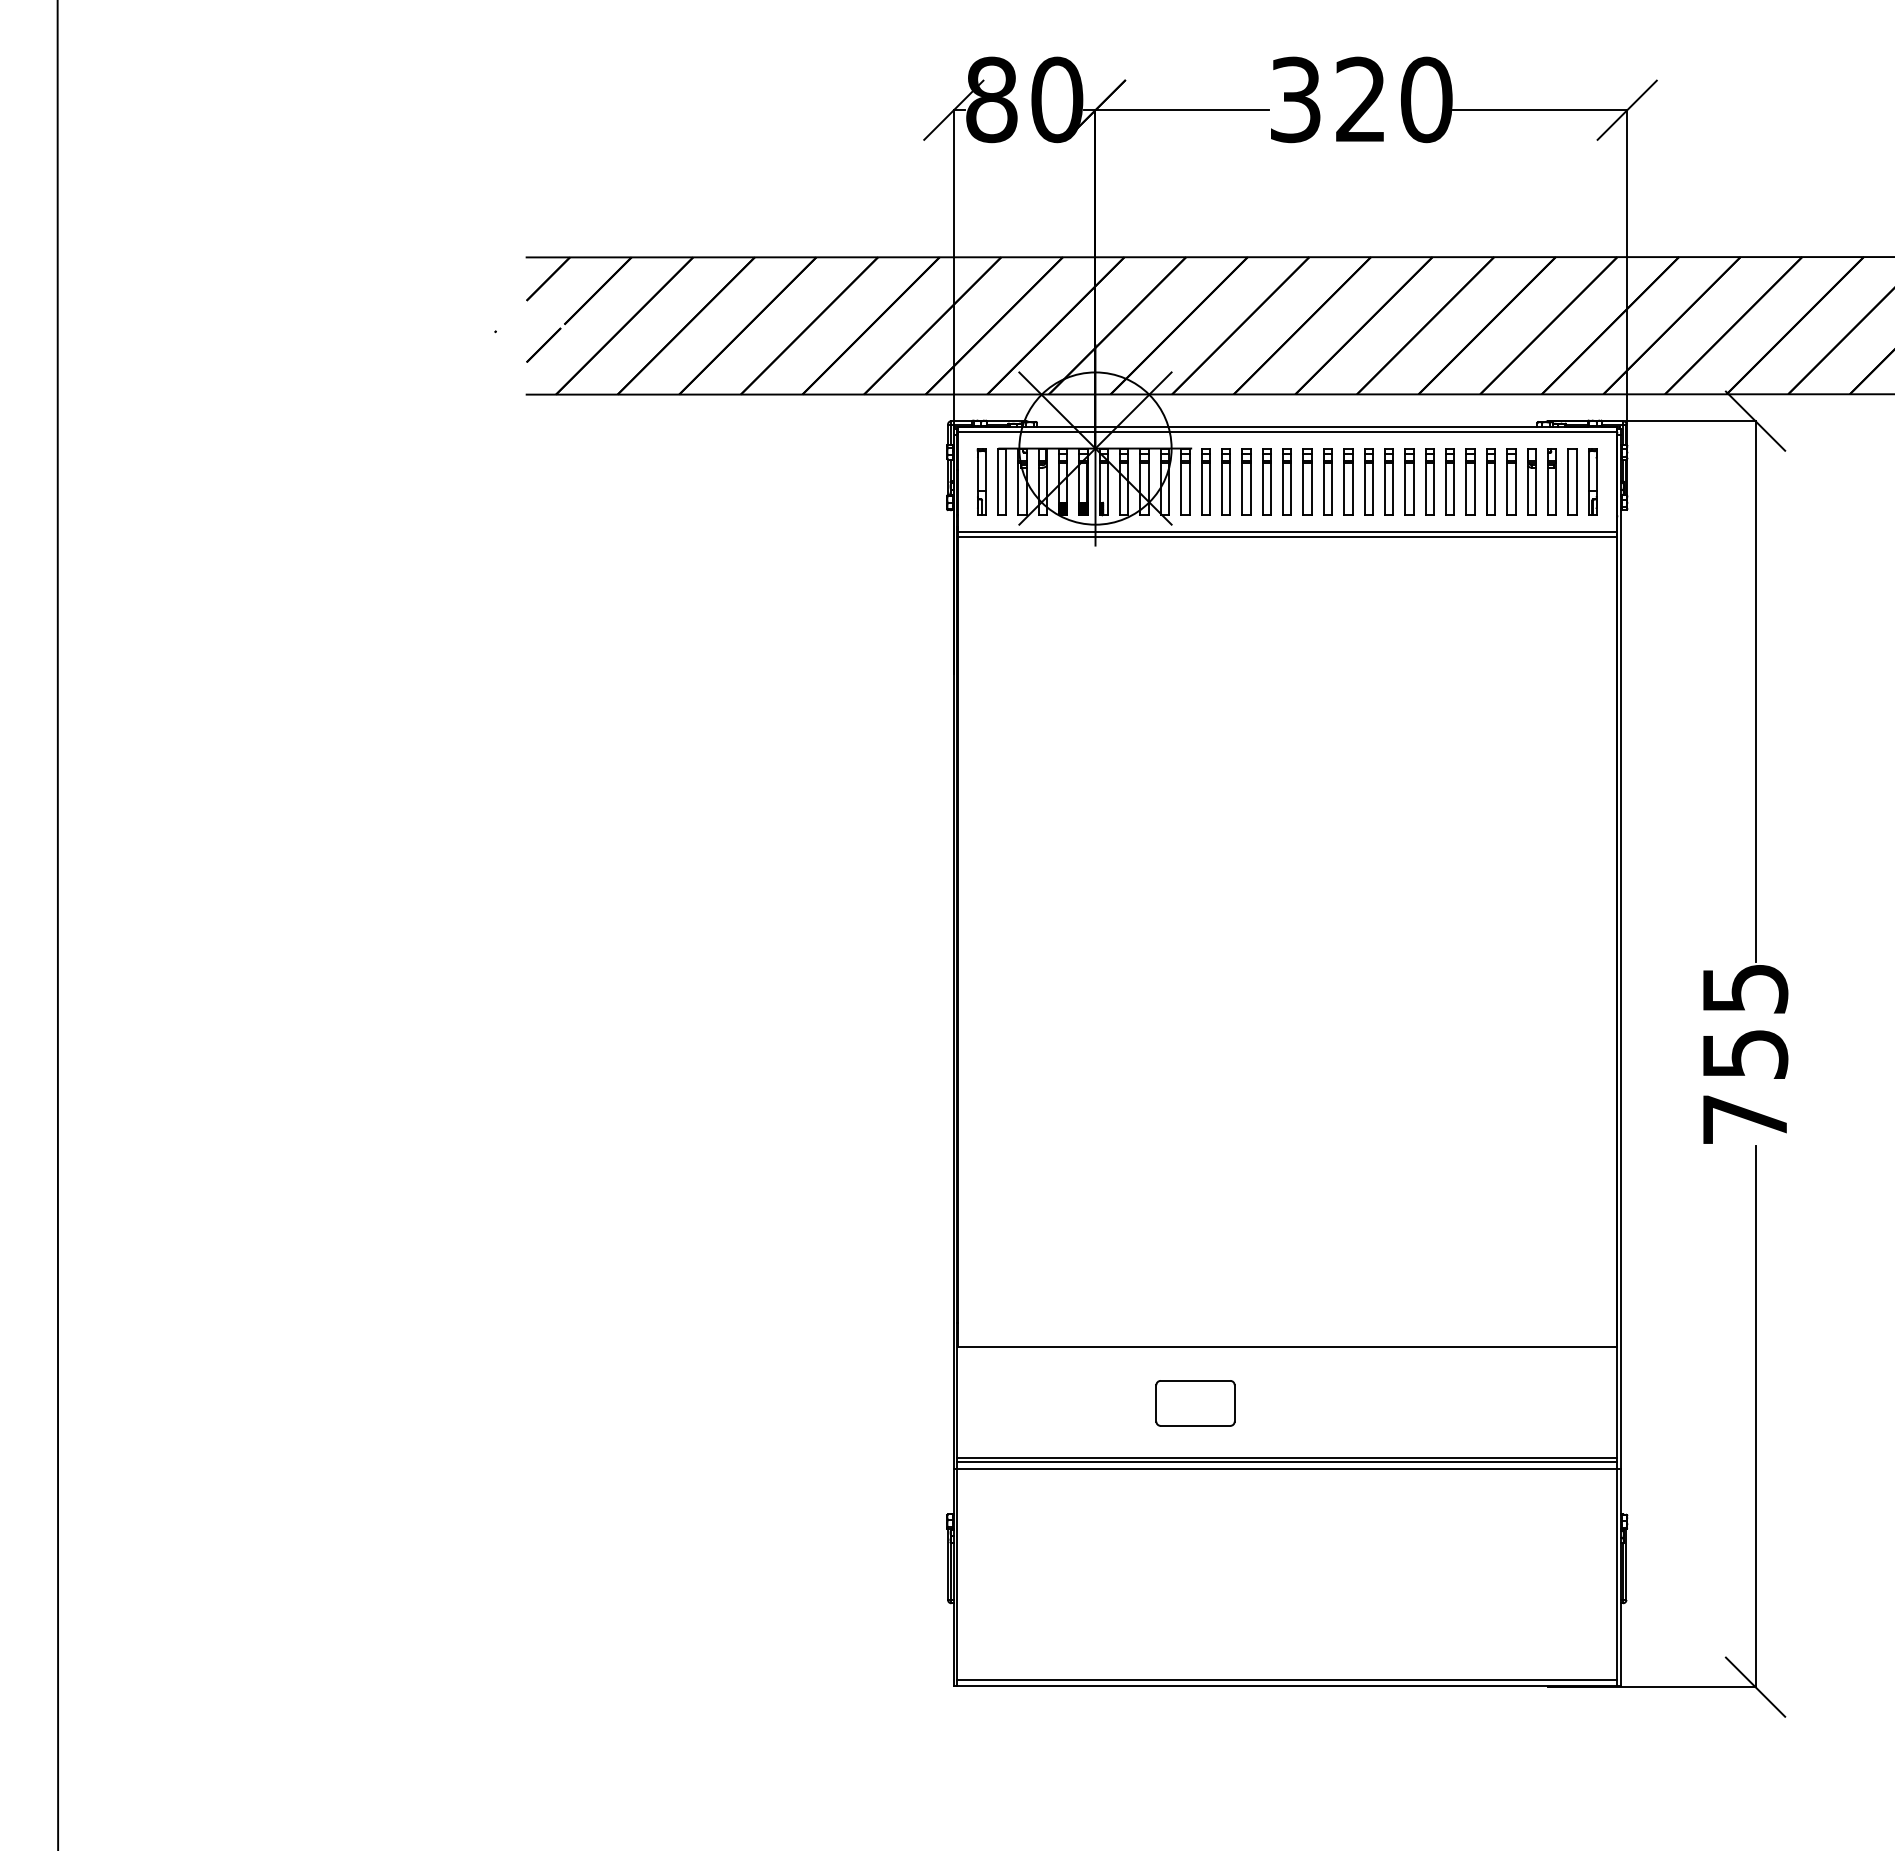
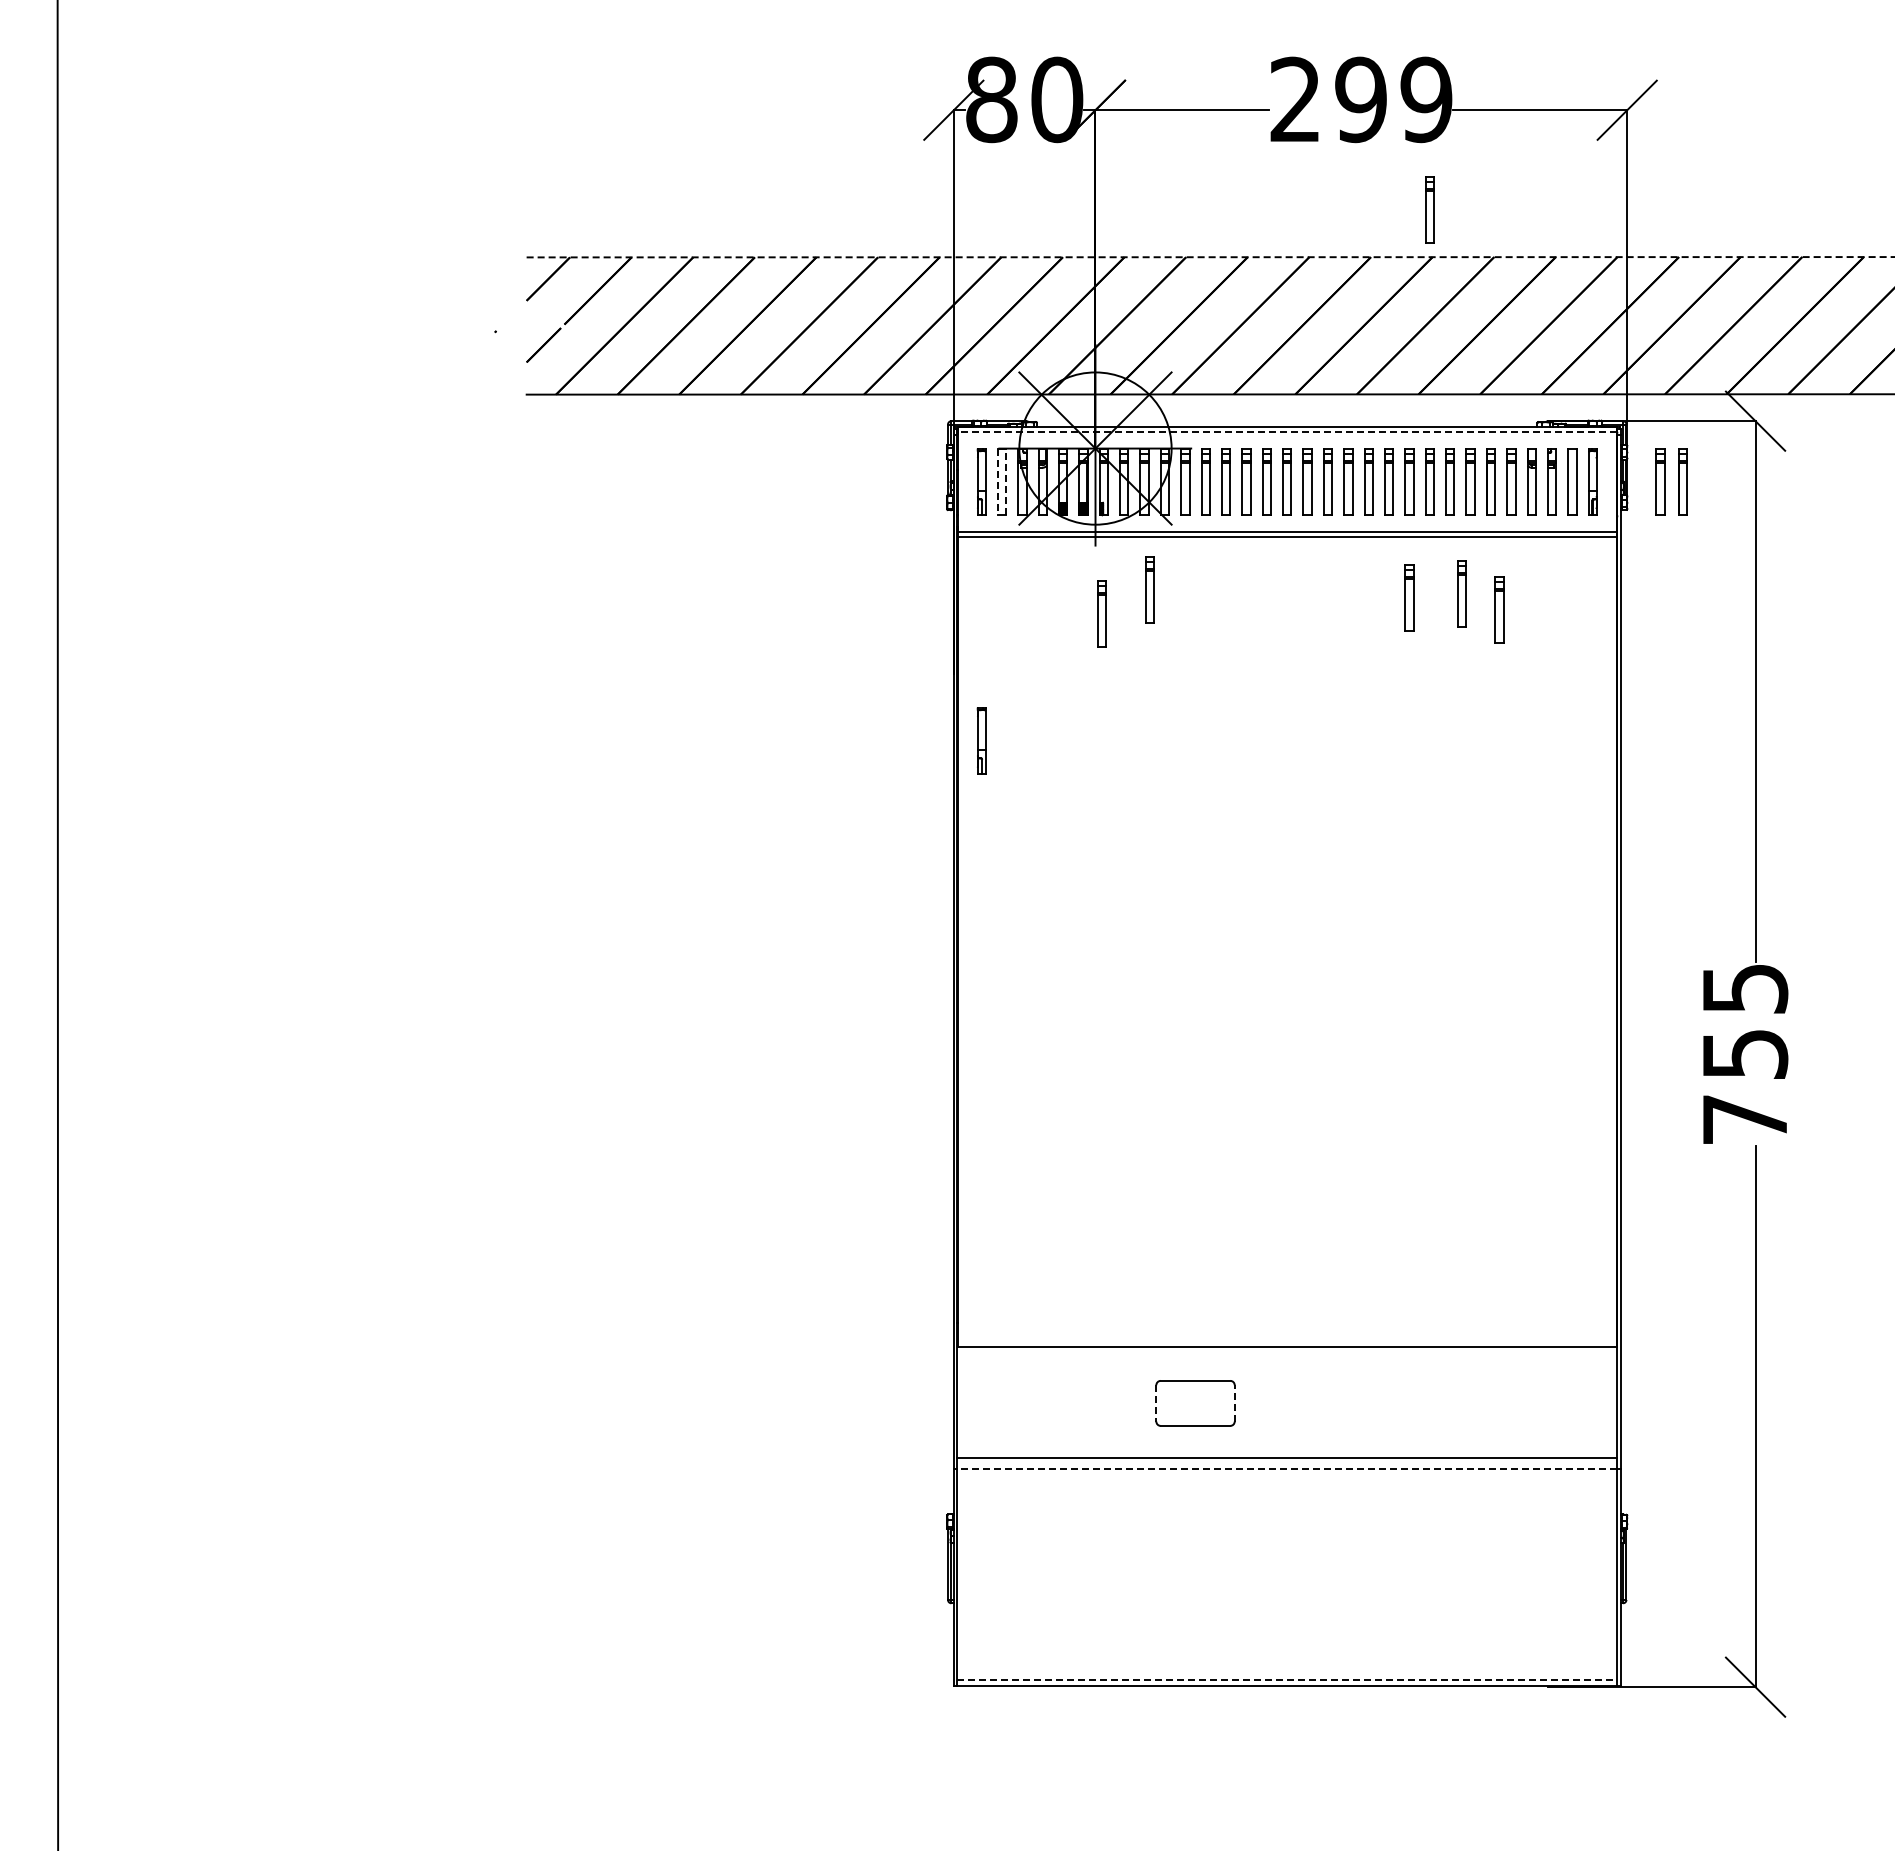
text: 320 -> 299 (1361, 99)
part: none -> present (1429, 209)
line: solid -> dashed (1210, 257)
line: solid -> dashed (1287, 431)
line: solid -> dashed (1006, 481)
part: none -> present (1660, 481)
part: none -> present (1682, 481)
line: solid -> dashed (997, 482)
part: none -> present (1149, 589)
part: none -> present (1461, 593)
part: none -> present (1409, 597)
part: none -> present (1499, 609)
part: none -> present (1101, 613)
part: none -> present (981, 740)
line: solid -> dashed (1234, 1402)
line: solid -> dashed (1156, 1403)
line: present -> none (1287, 1462)
line: solid -> dashed (1286, 1468)
line: solid -> dashed (1287, 1679)
